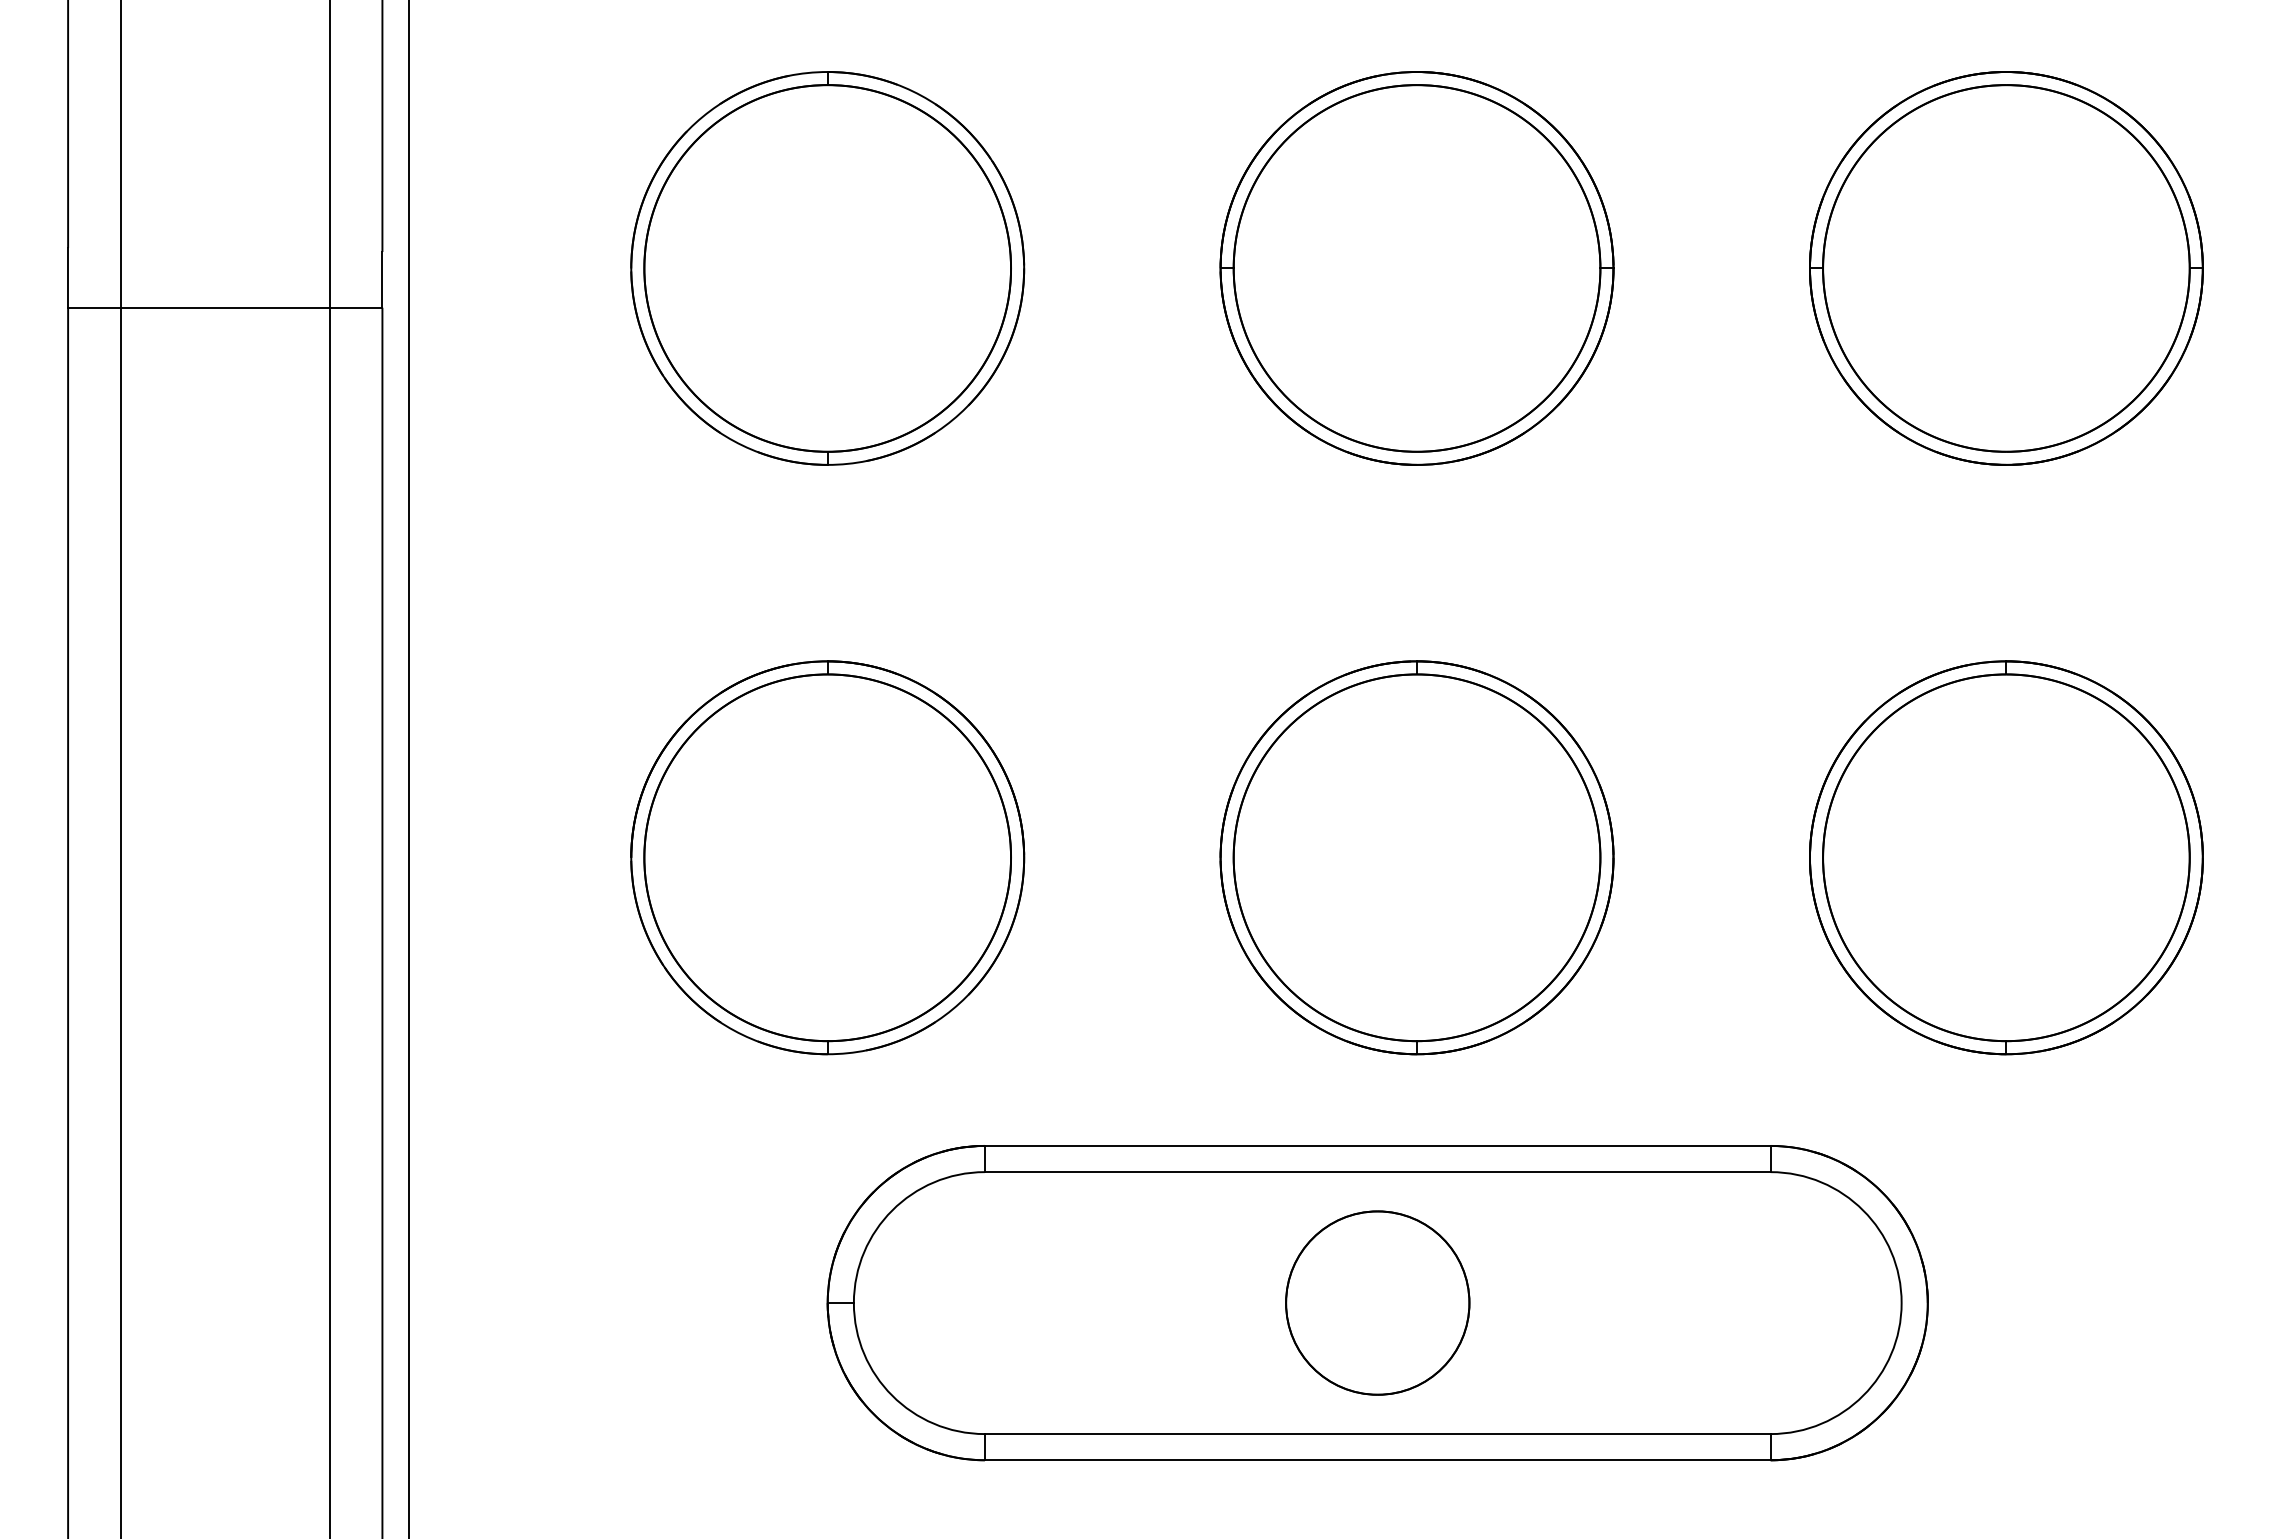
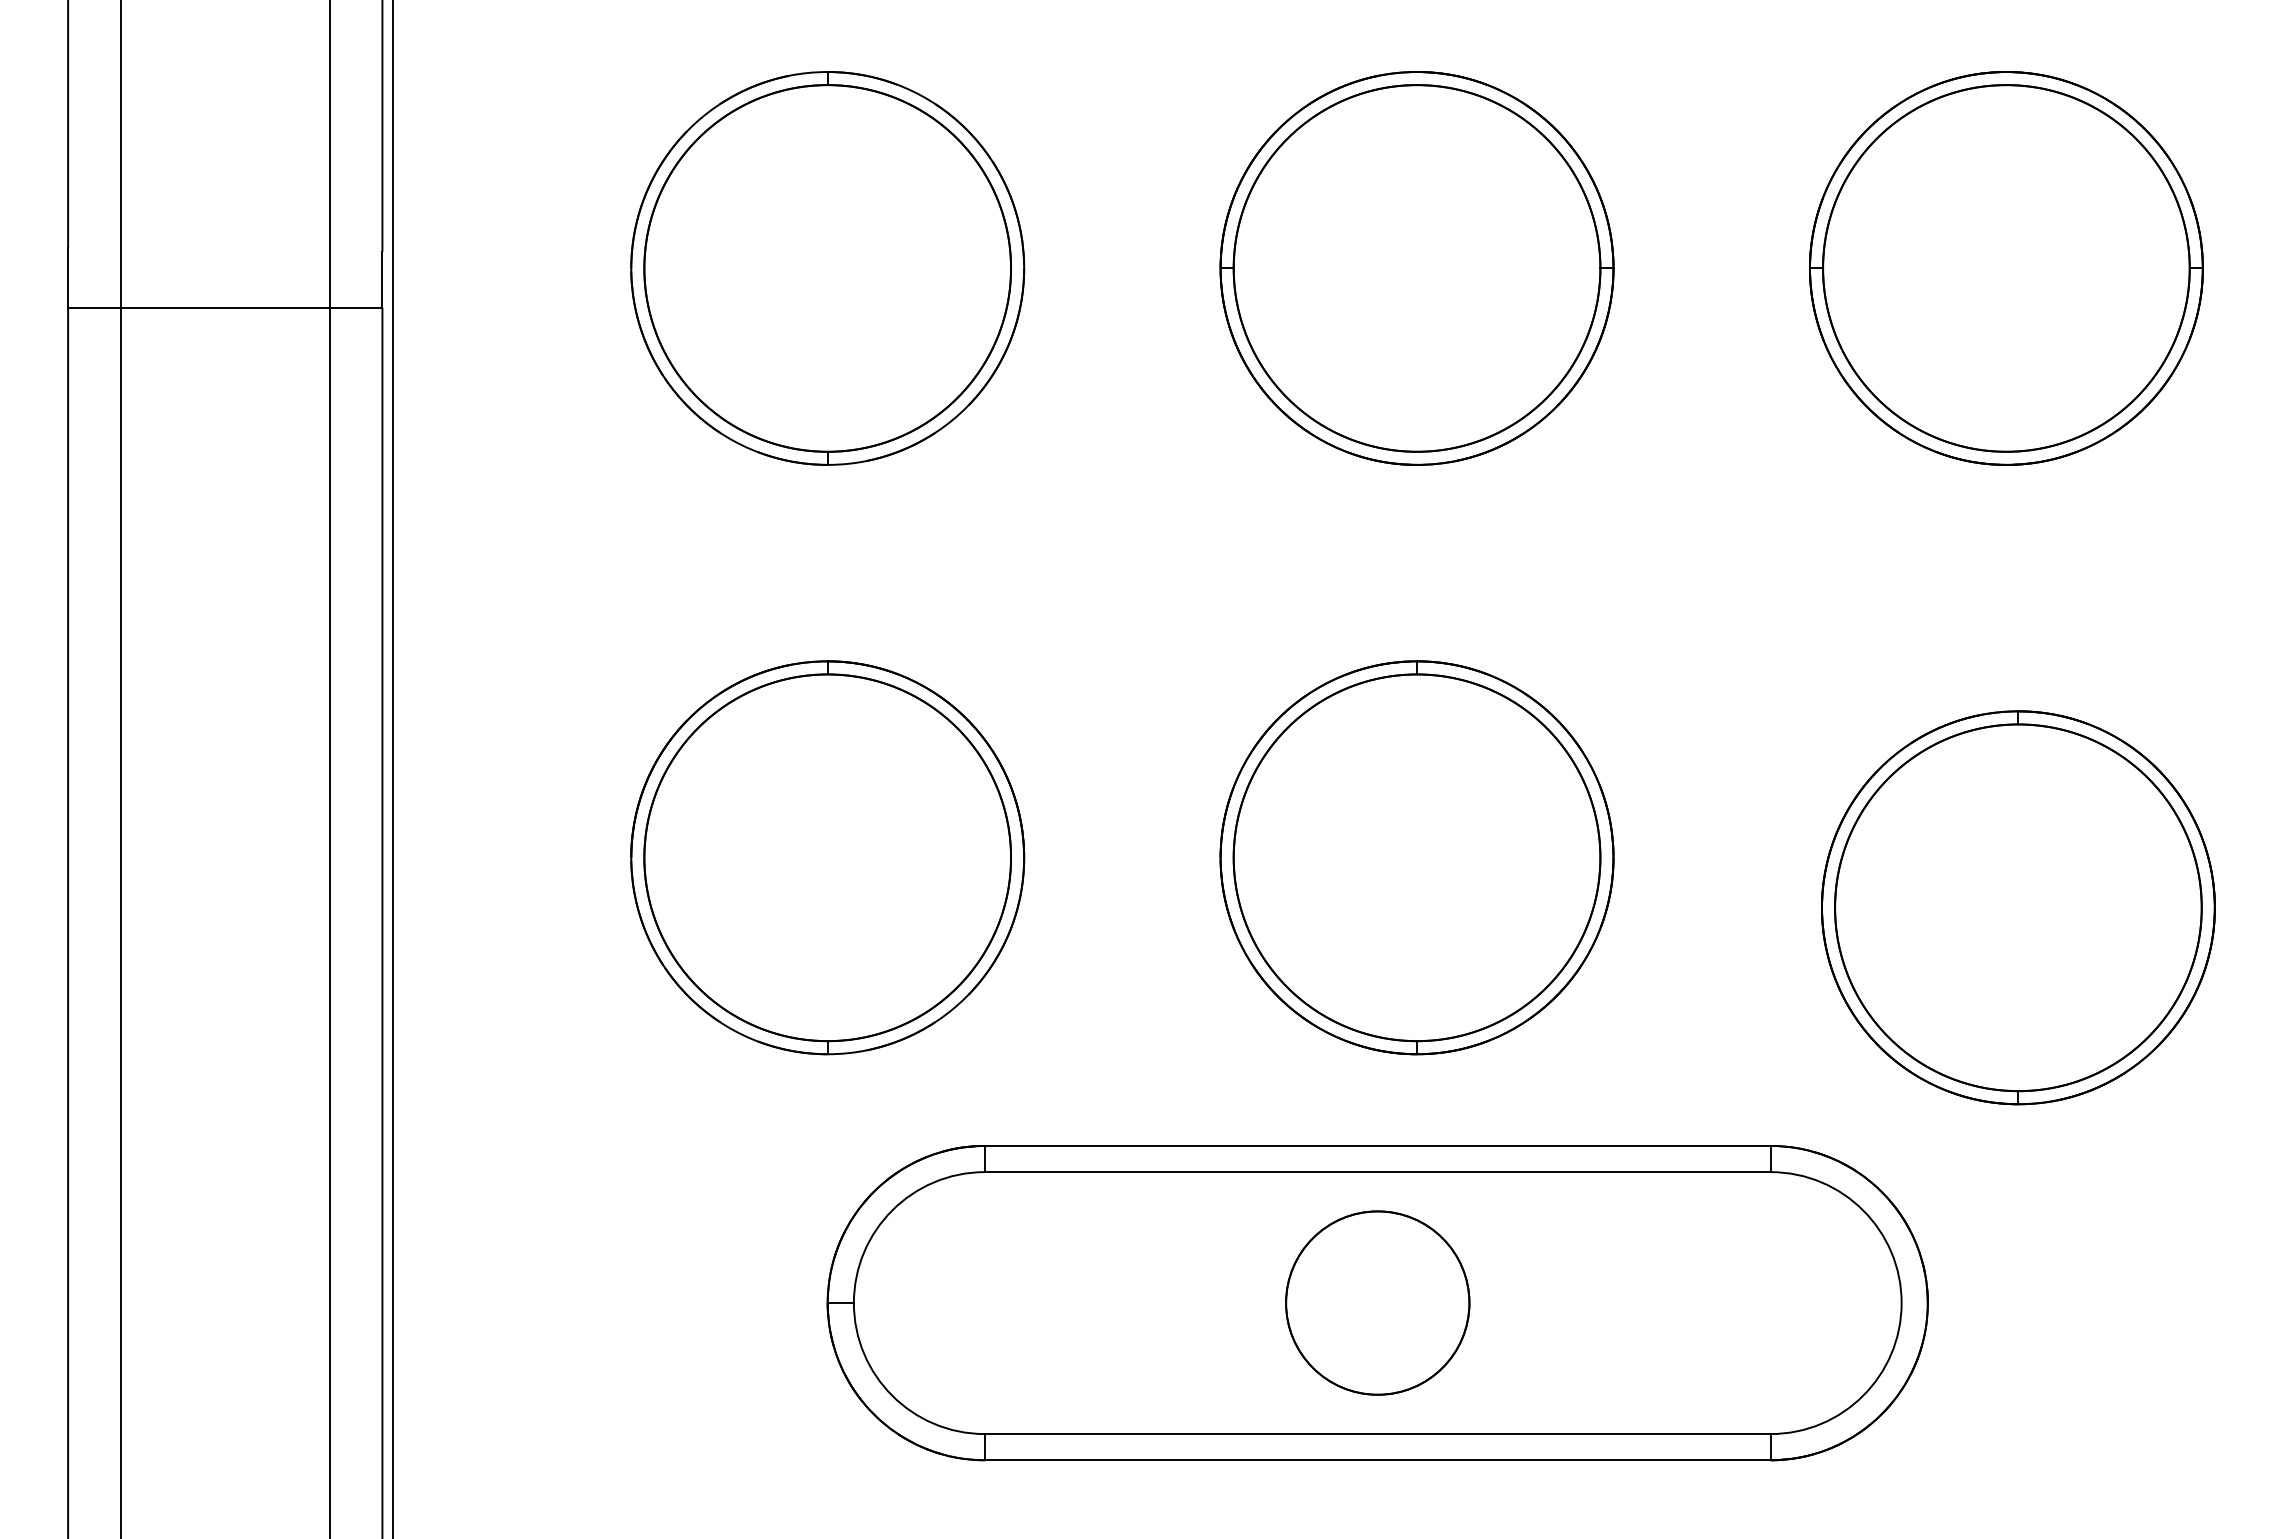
line position: (408, 768) -> (392, 768) (392, 768)
part position: (2006, 857) -> (2018, 907) (2018, 907)
